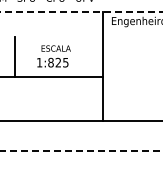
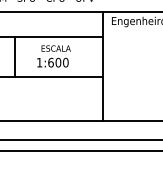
line: dashed -> solid (82, 11)
line: none -> present (52, 37)
text: 1:825 -> 1:600 (58, 62)
line: none -> present (80, 140)
line: dashed -> solid (81, 150)
